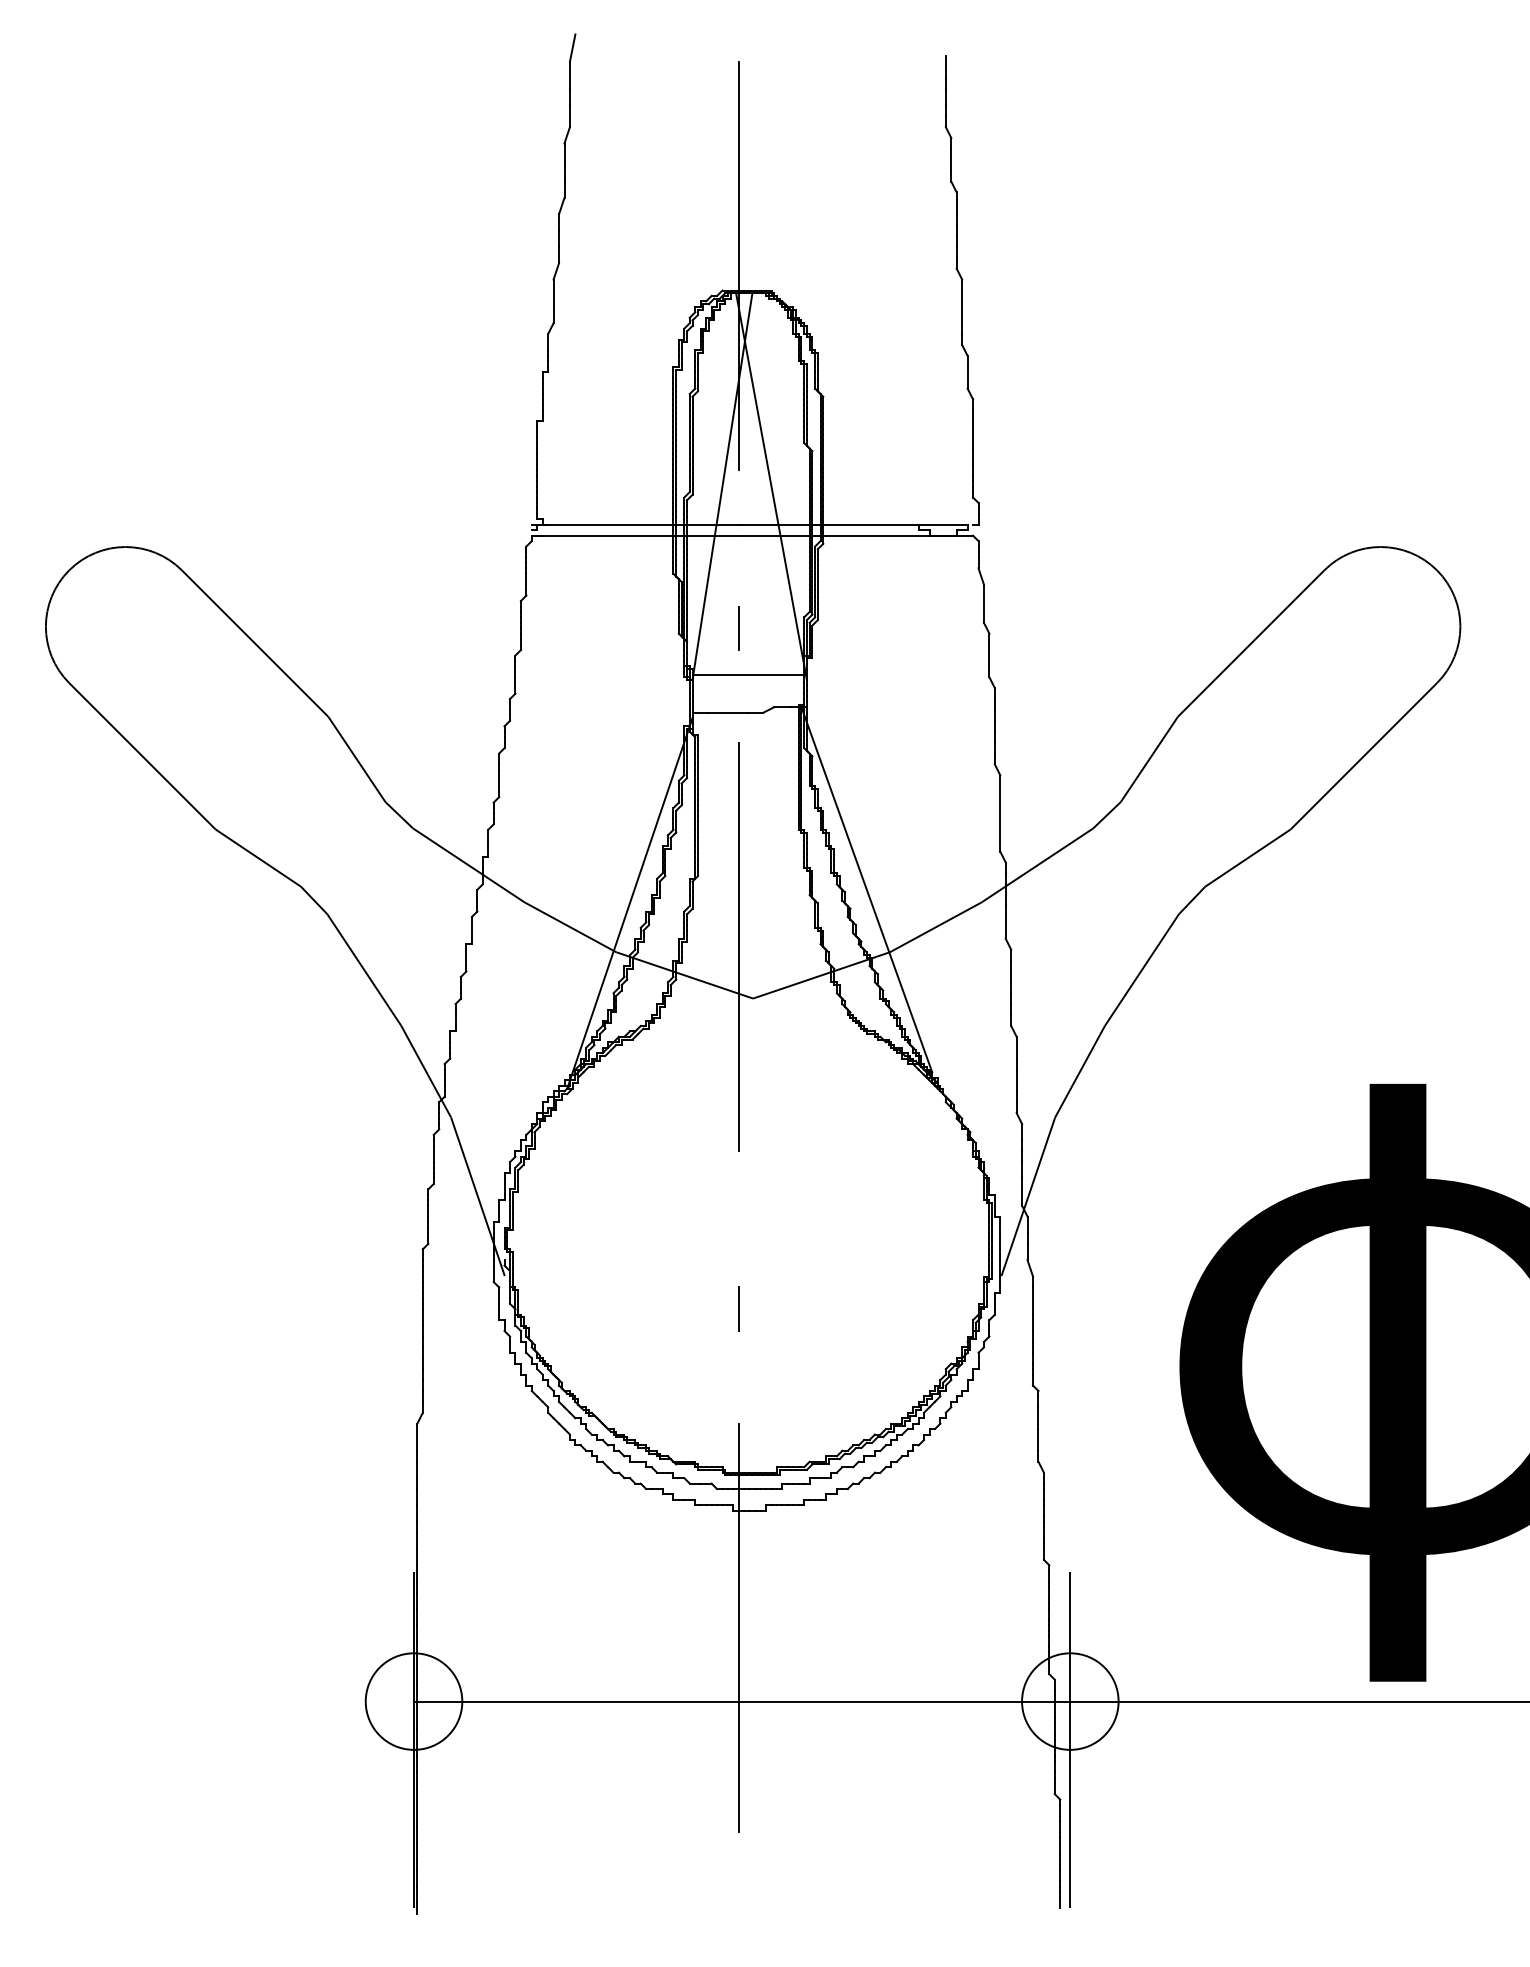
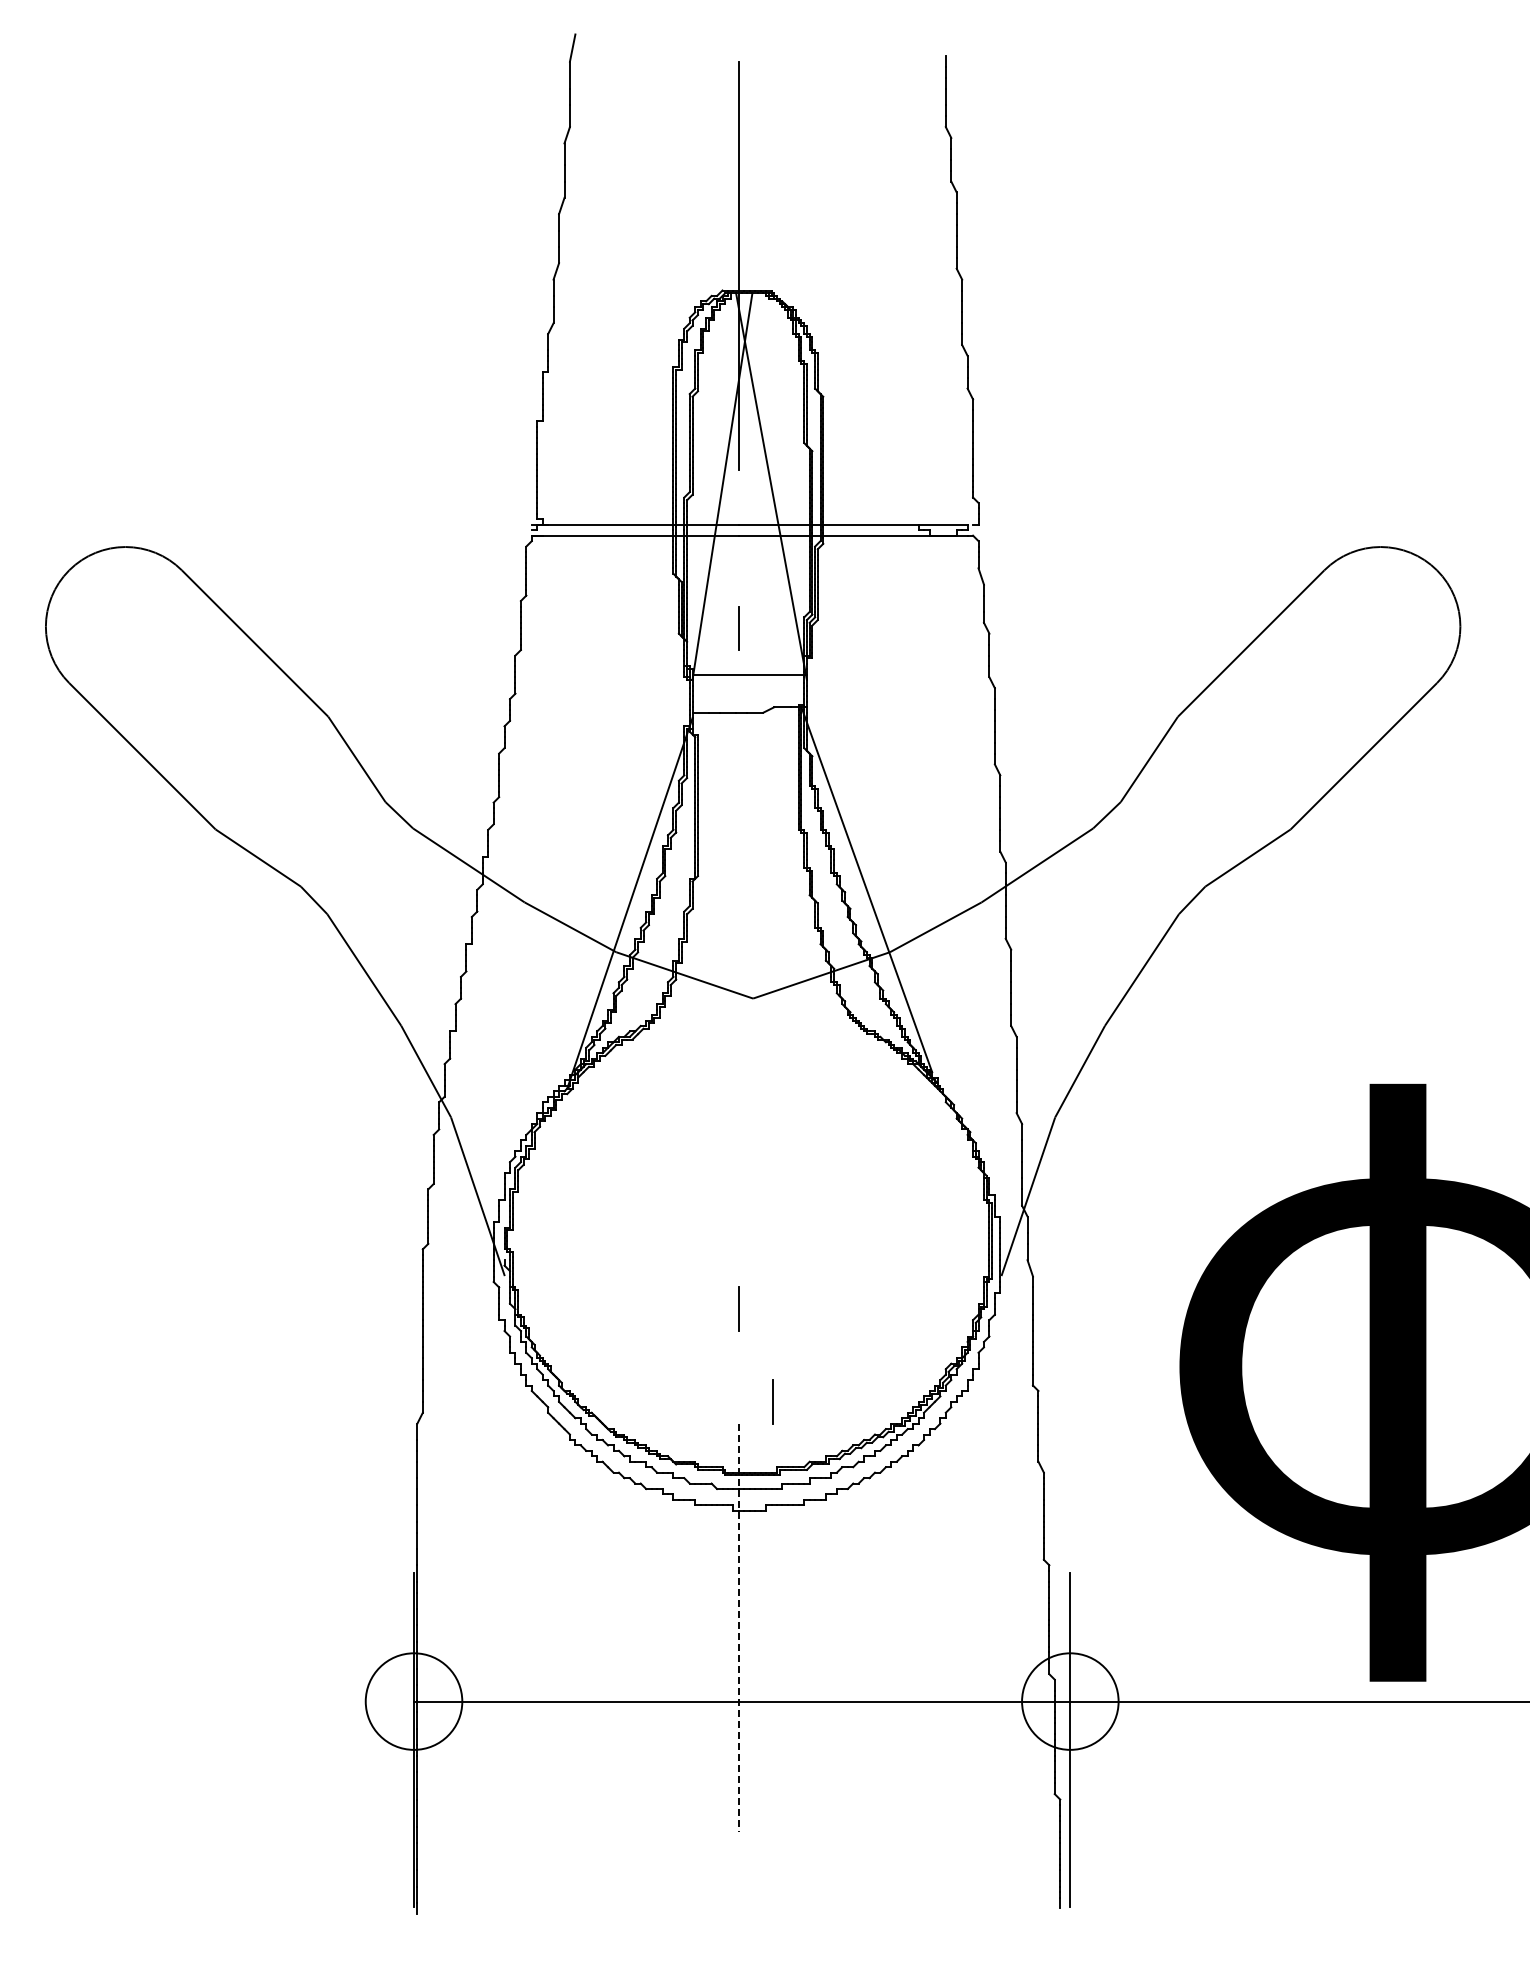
line: present -> none (738, 946)
line: none -> present (772, 1401)
line: solid -> dashed (738, 1628)
